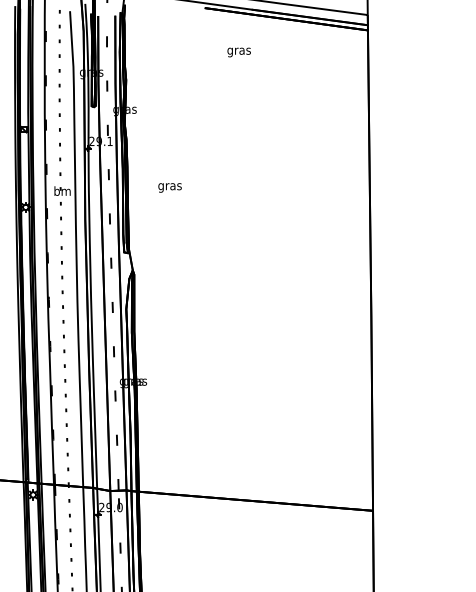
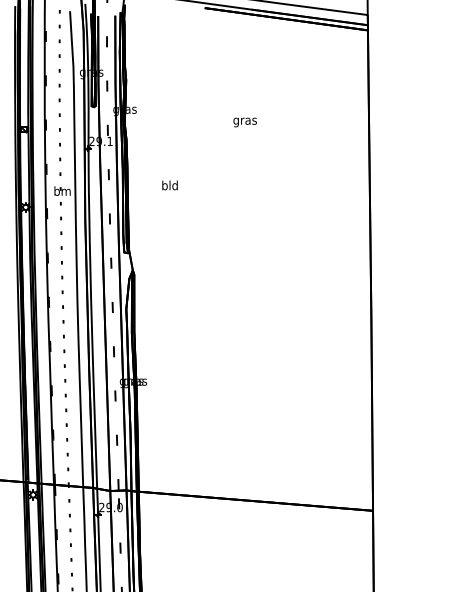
text position: (238, 52) -> (244, 122) (244, 122)
text: gras -> bld (169, 186)
